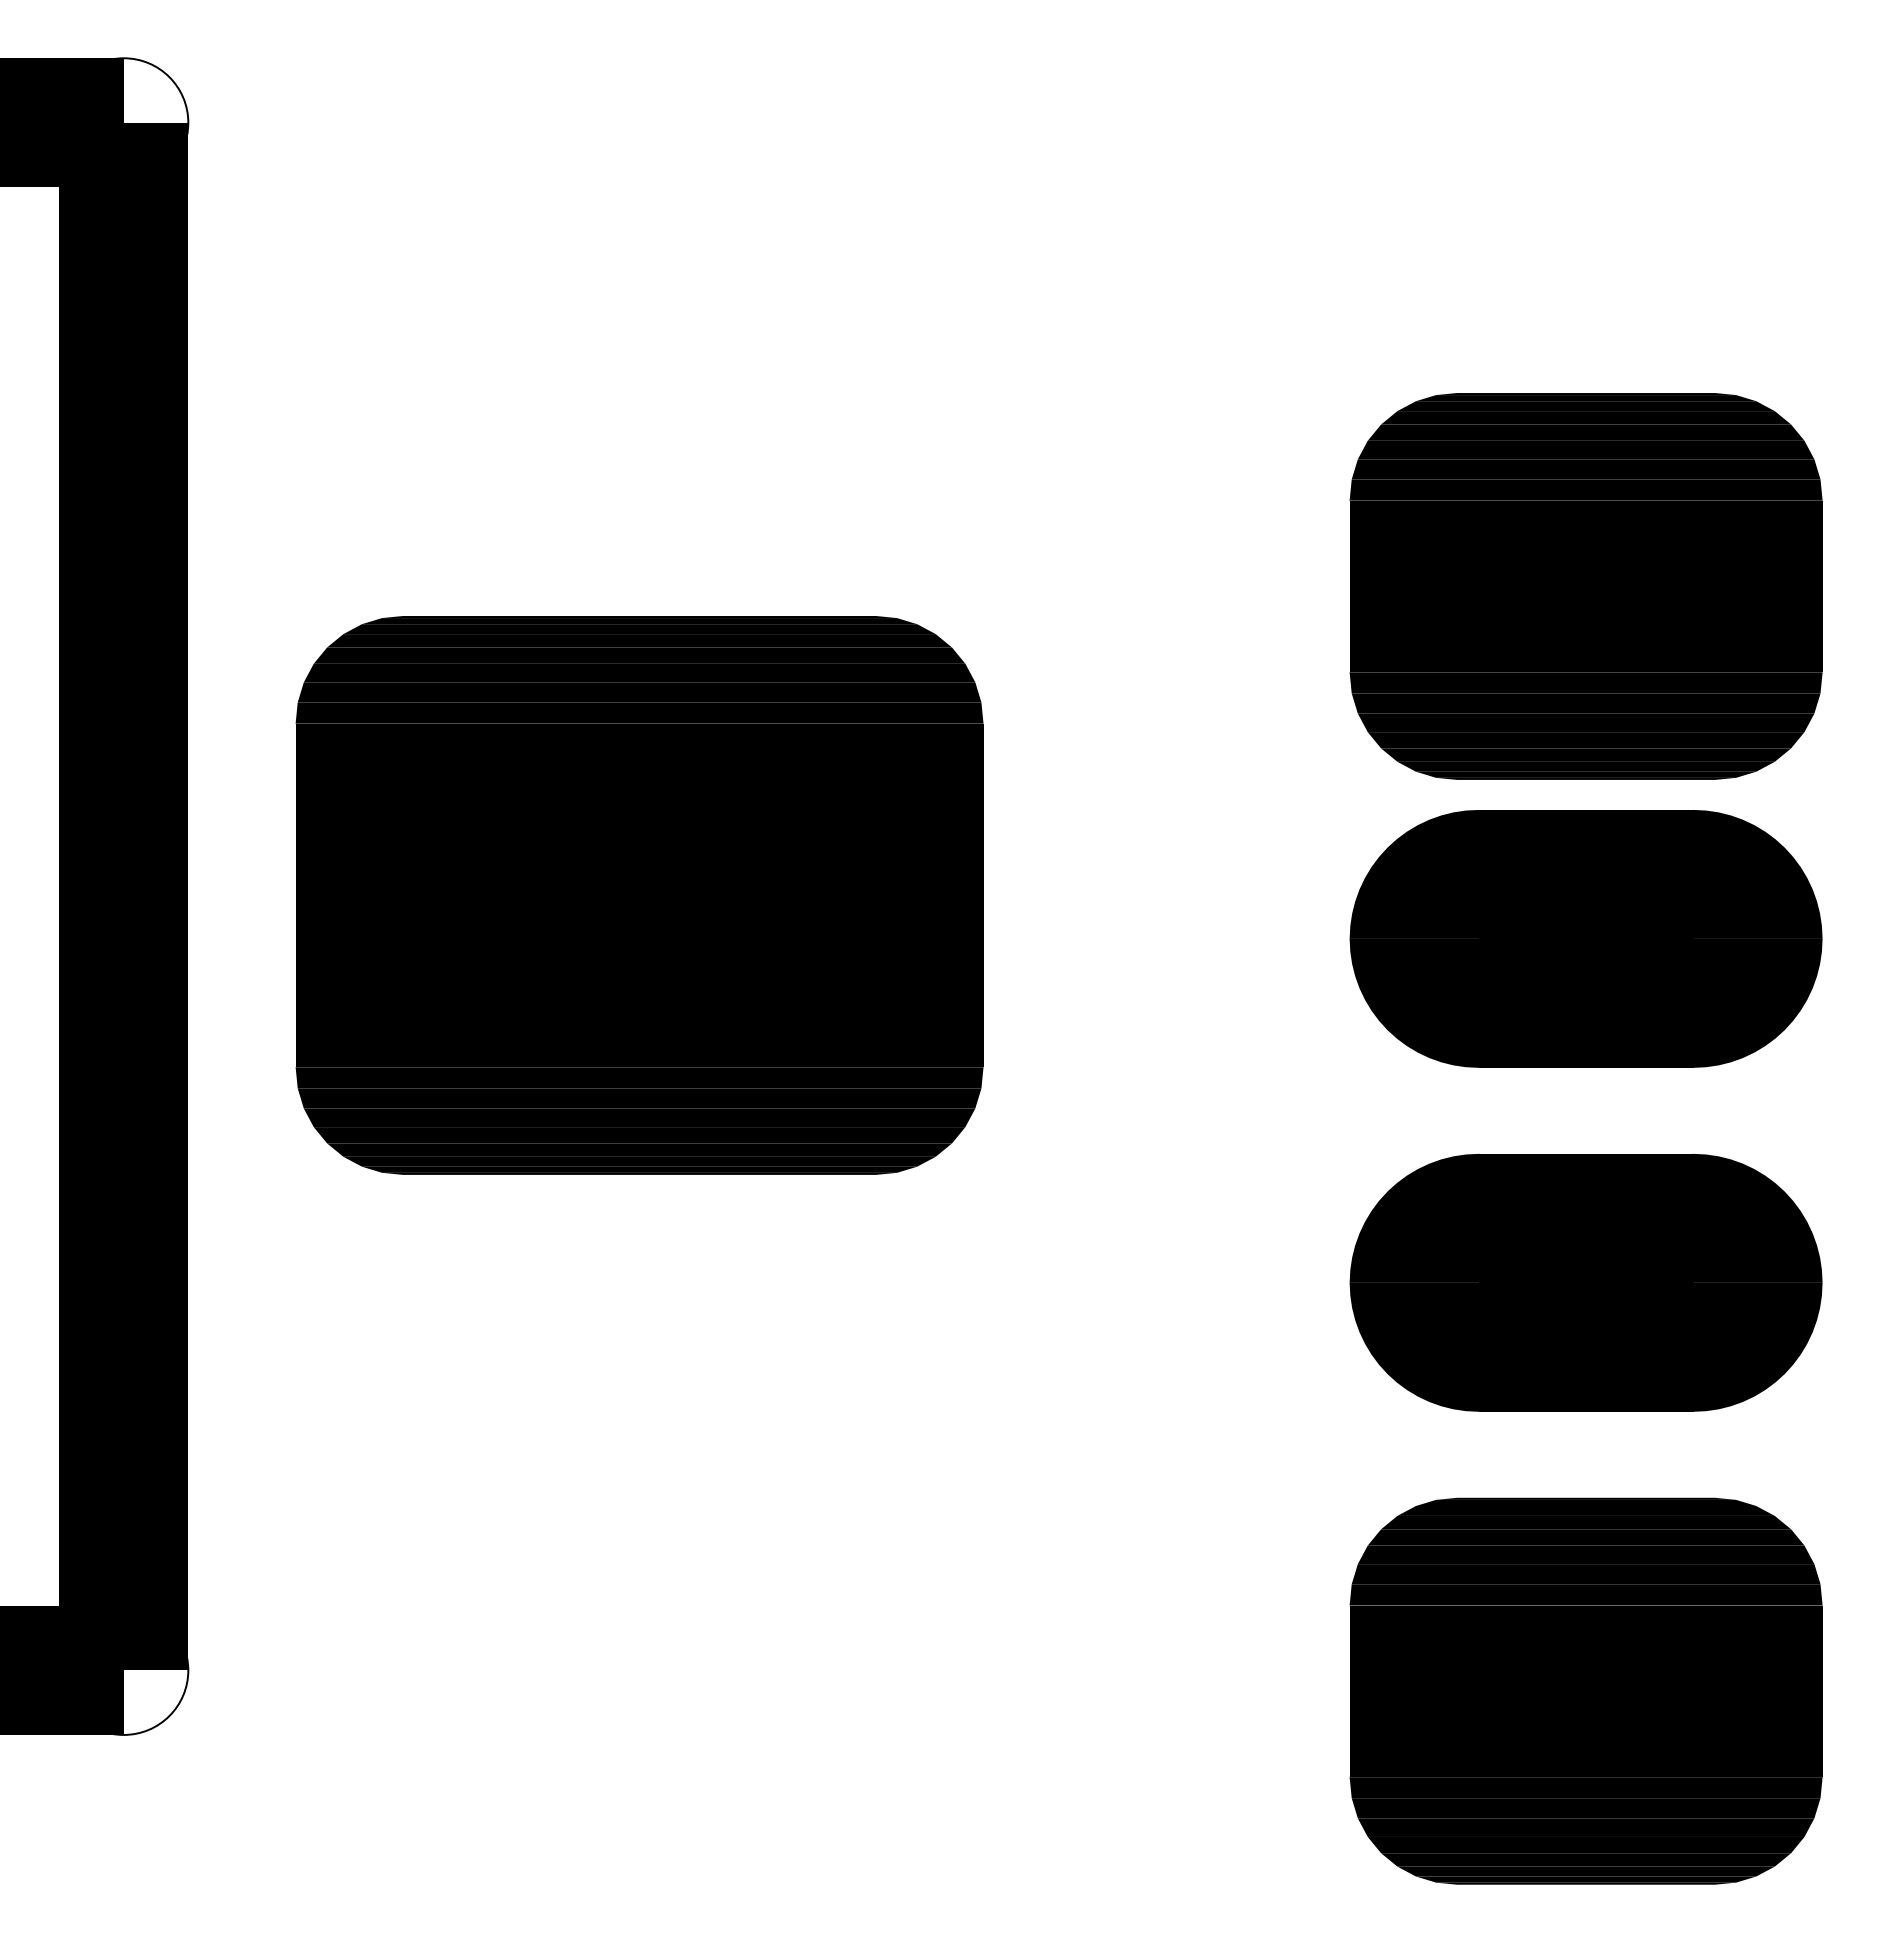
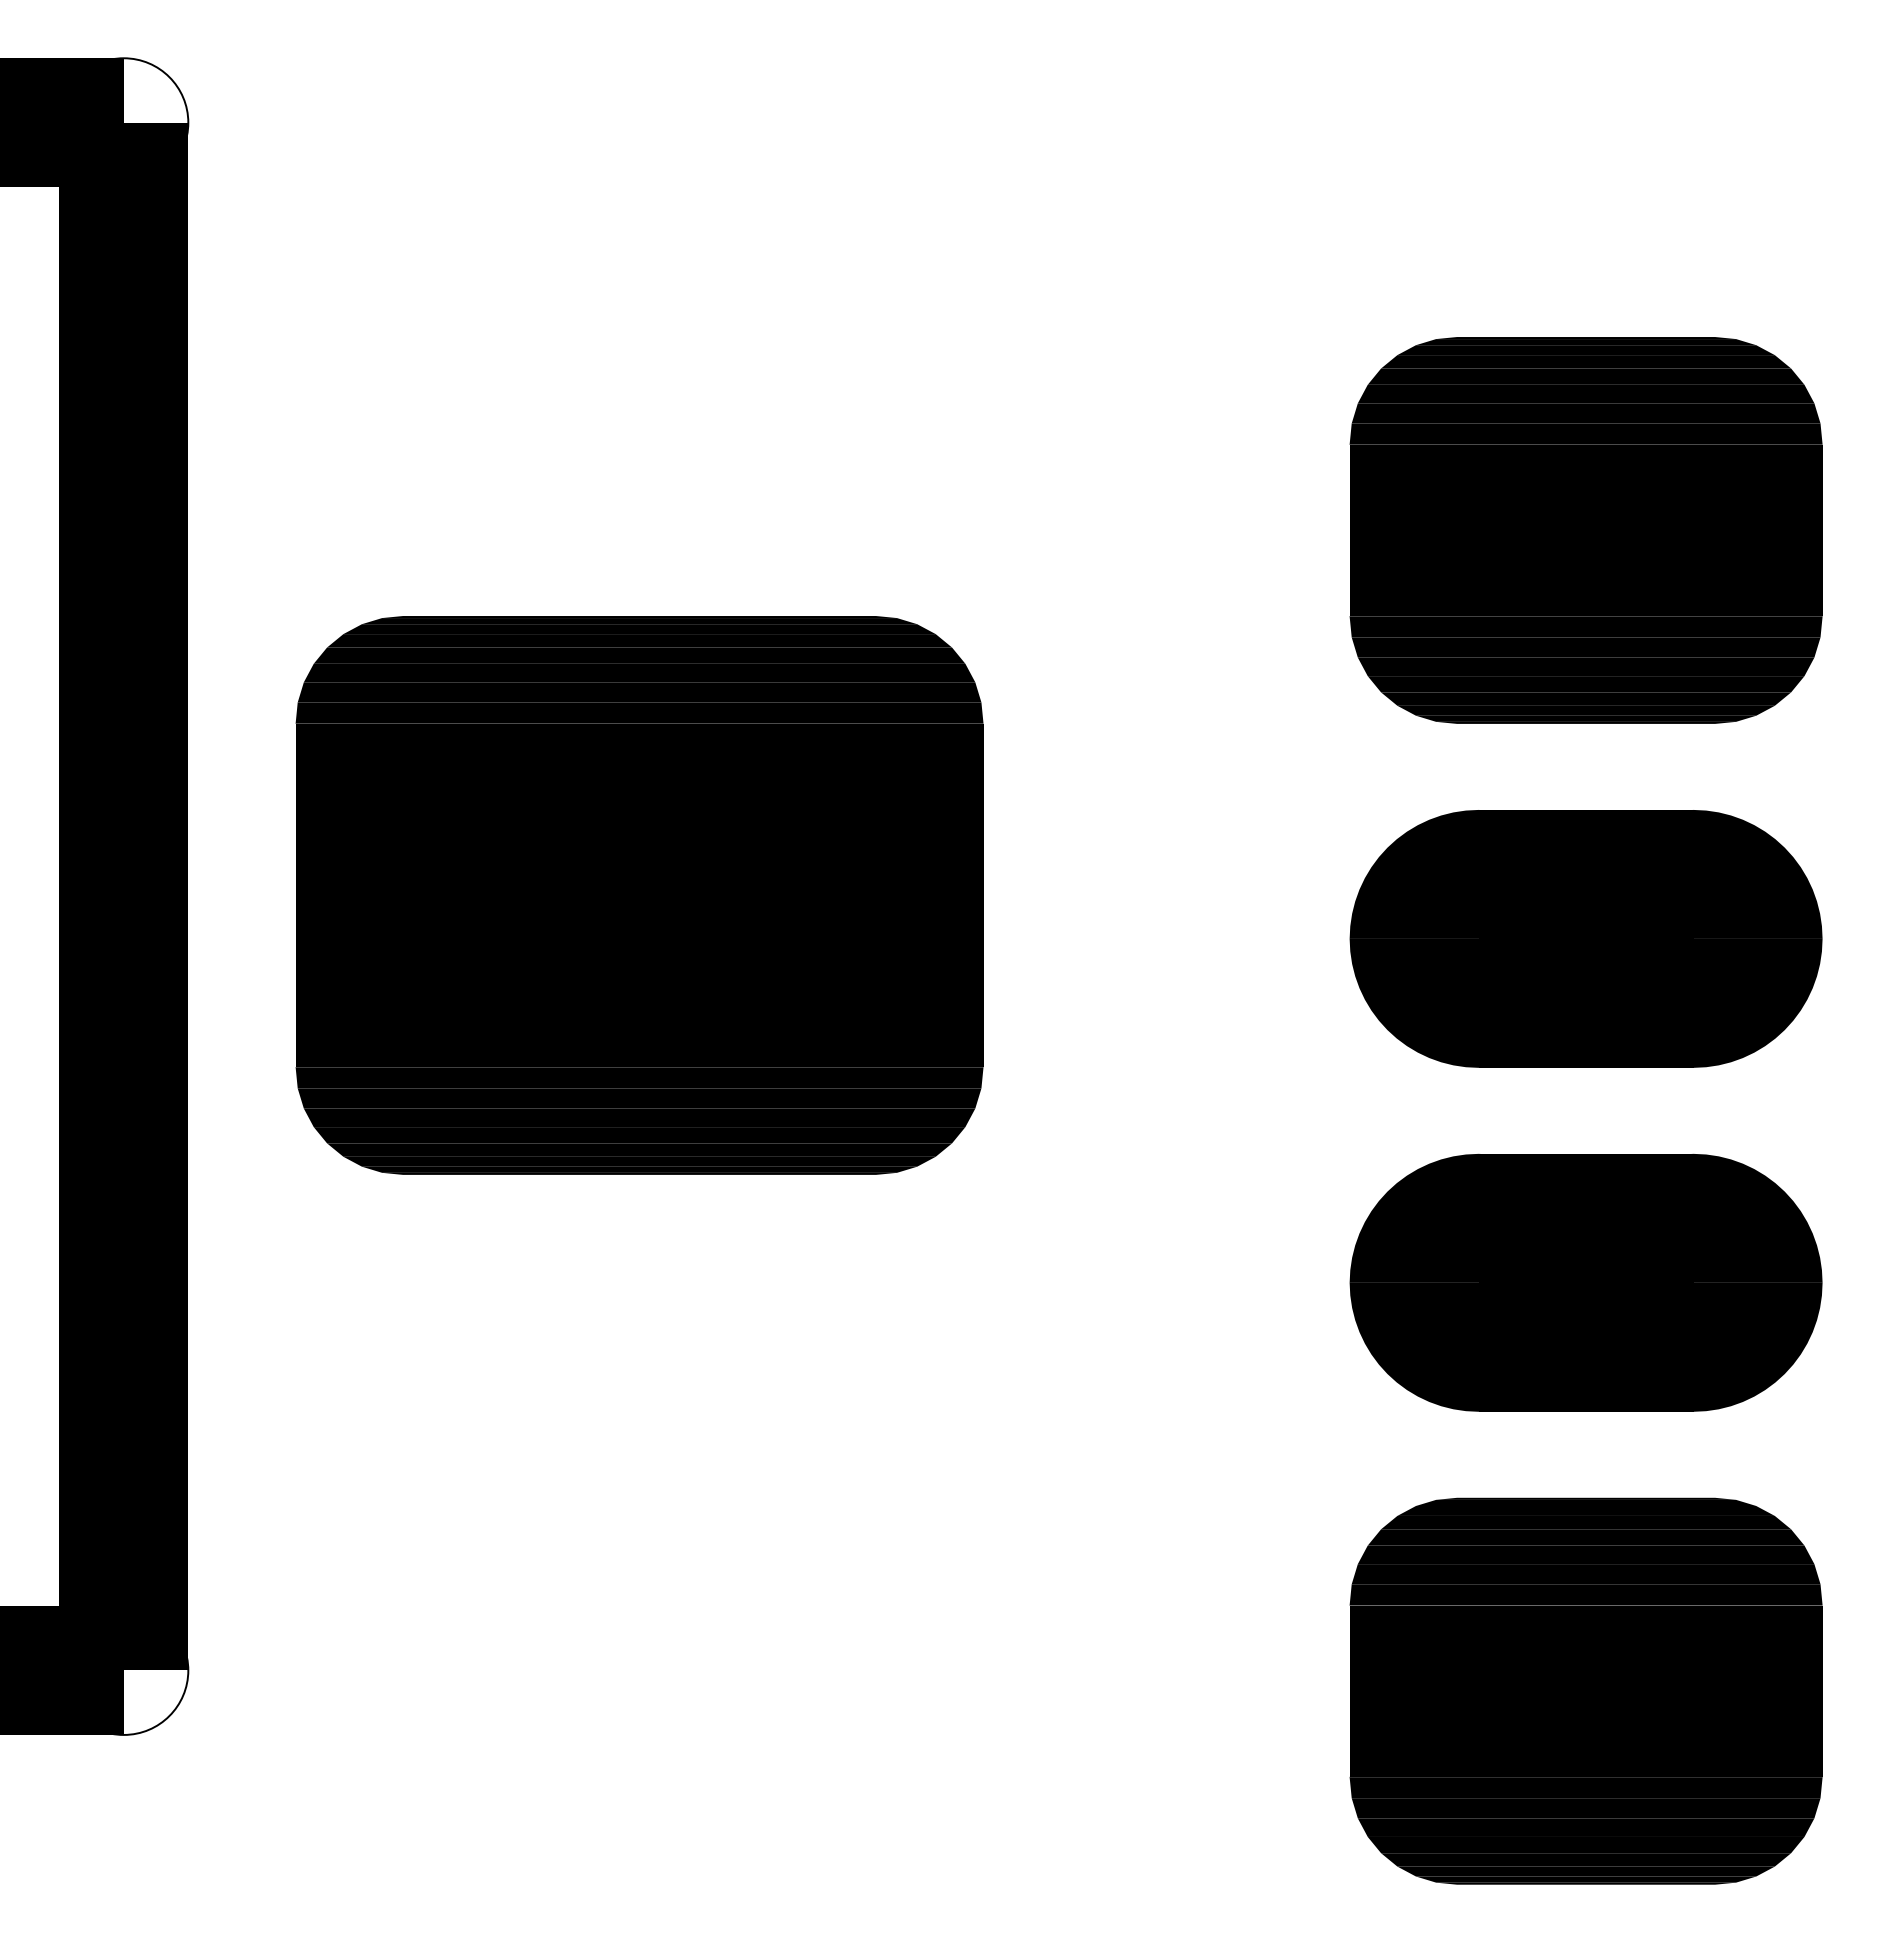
part position: (1585, 586) -> (1585, 530) (1585, 530)
